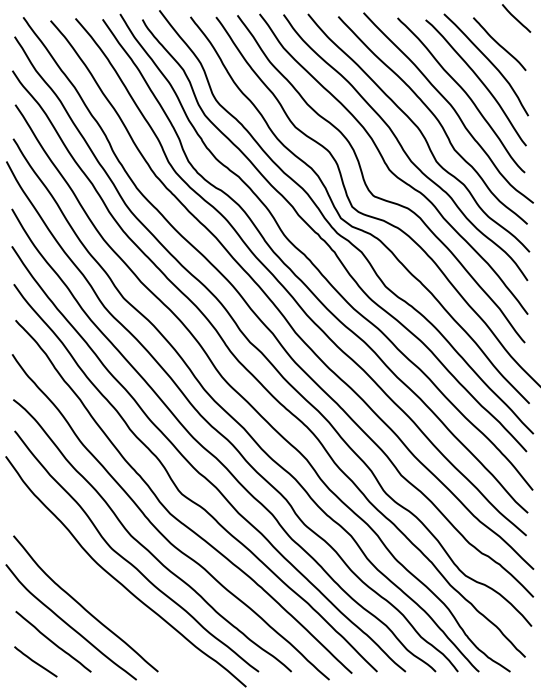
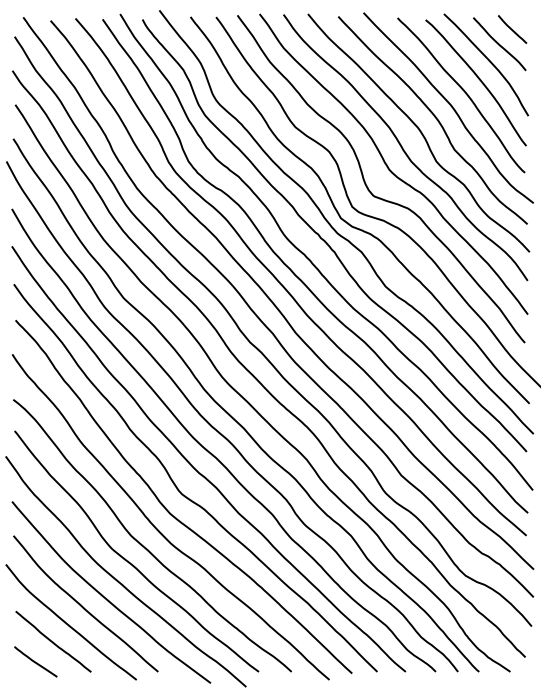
line position: (516, 18) -> (512, 29) (512, 29)
curve: none -> present (107, 598)
